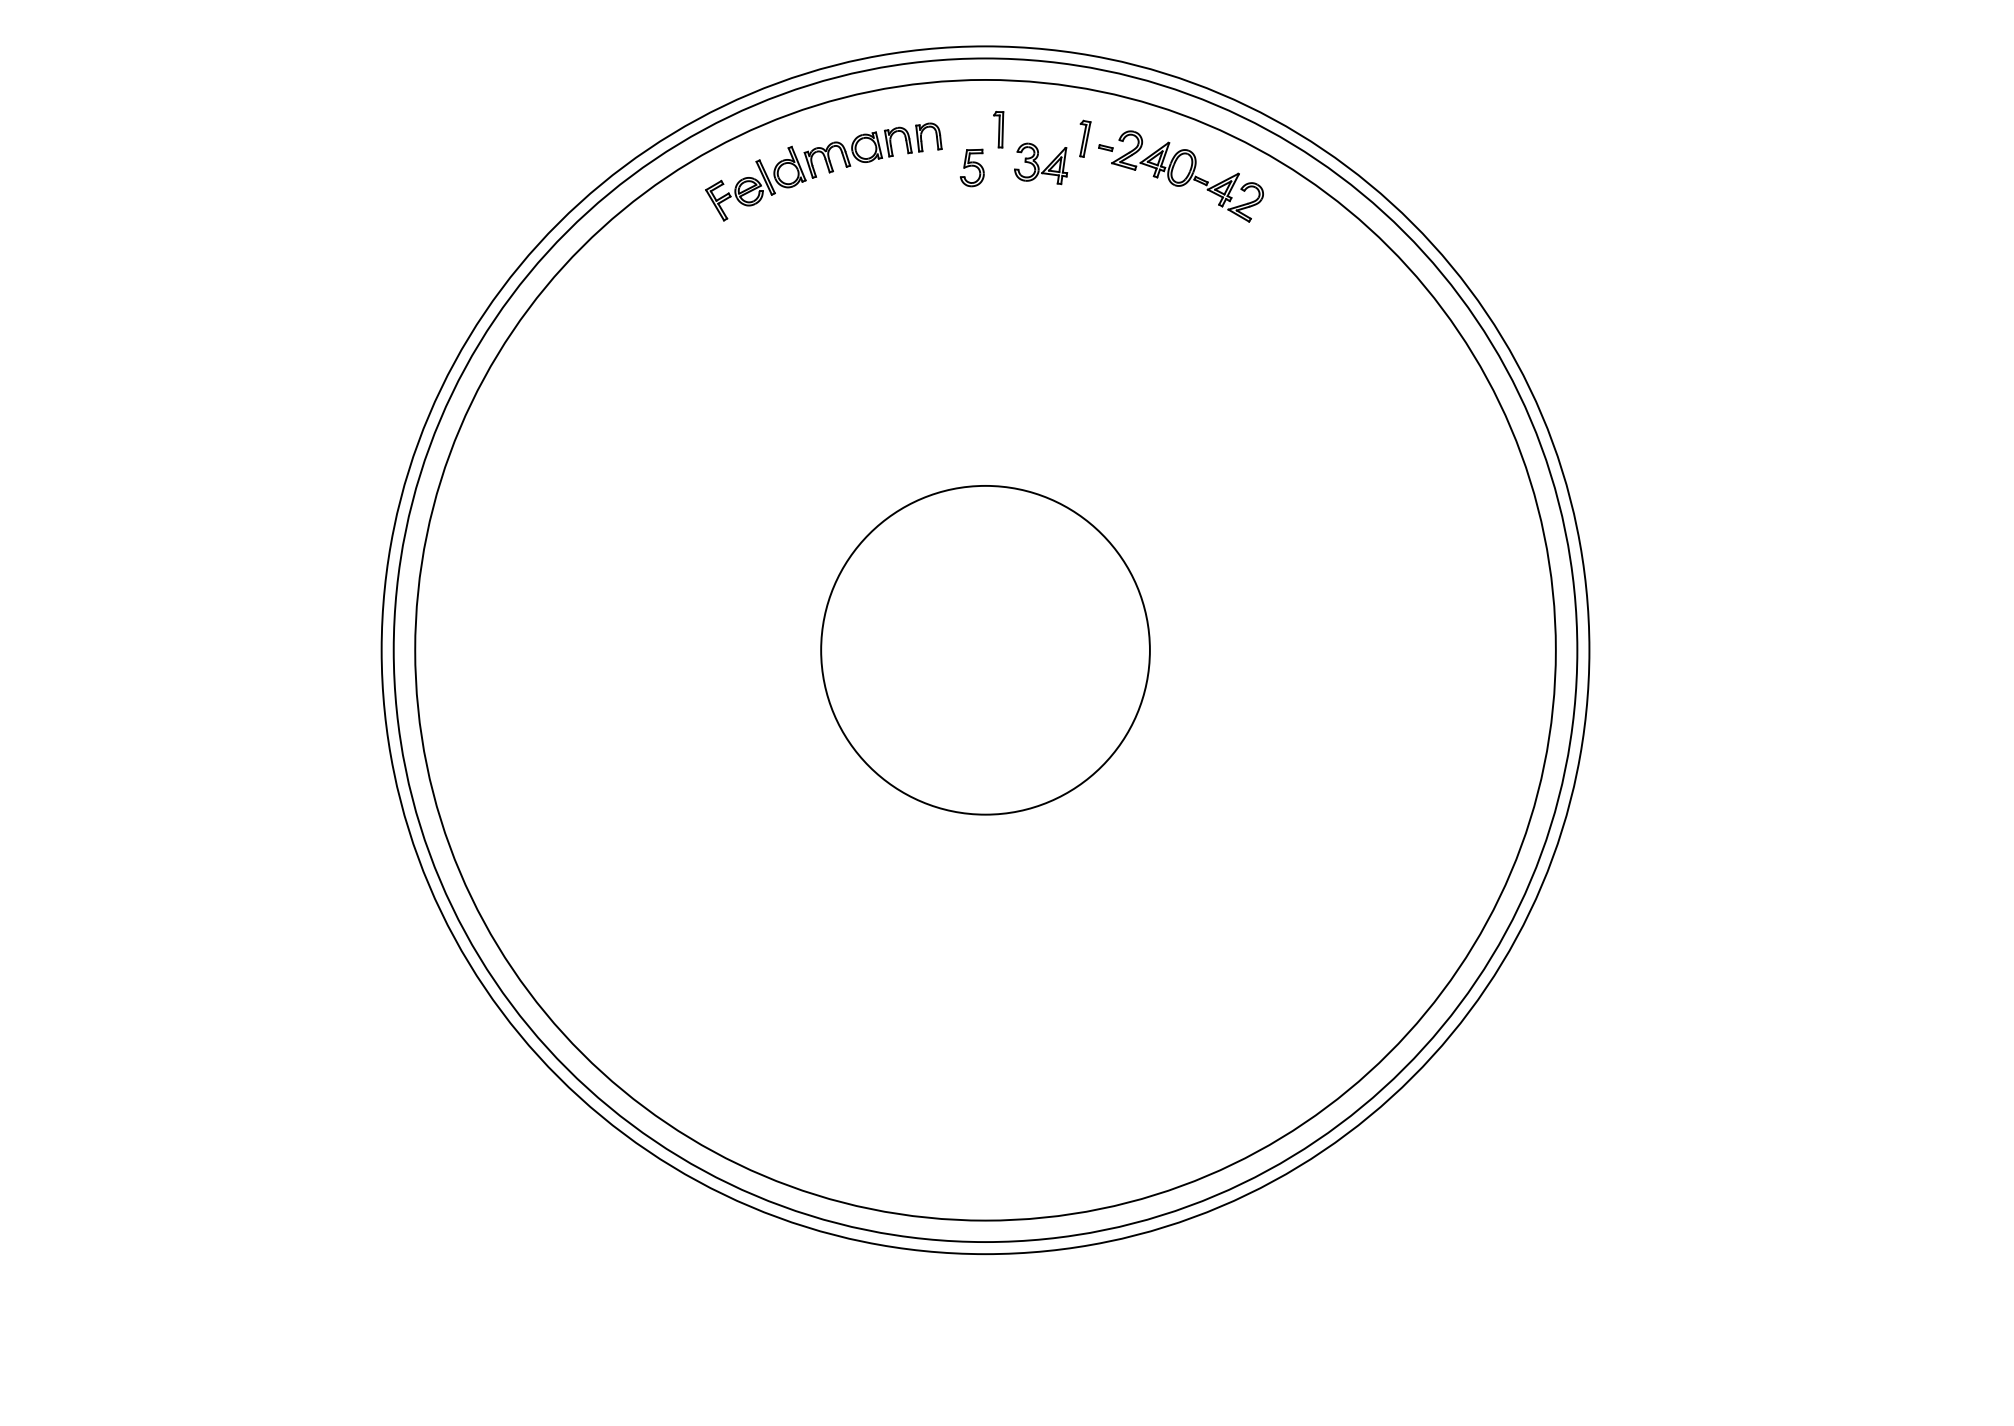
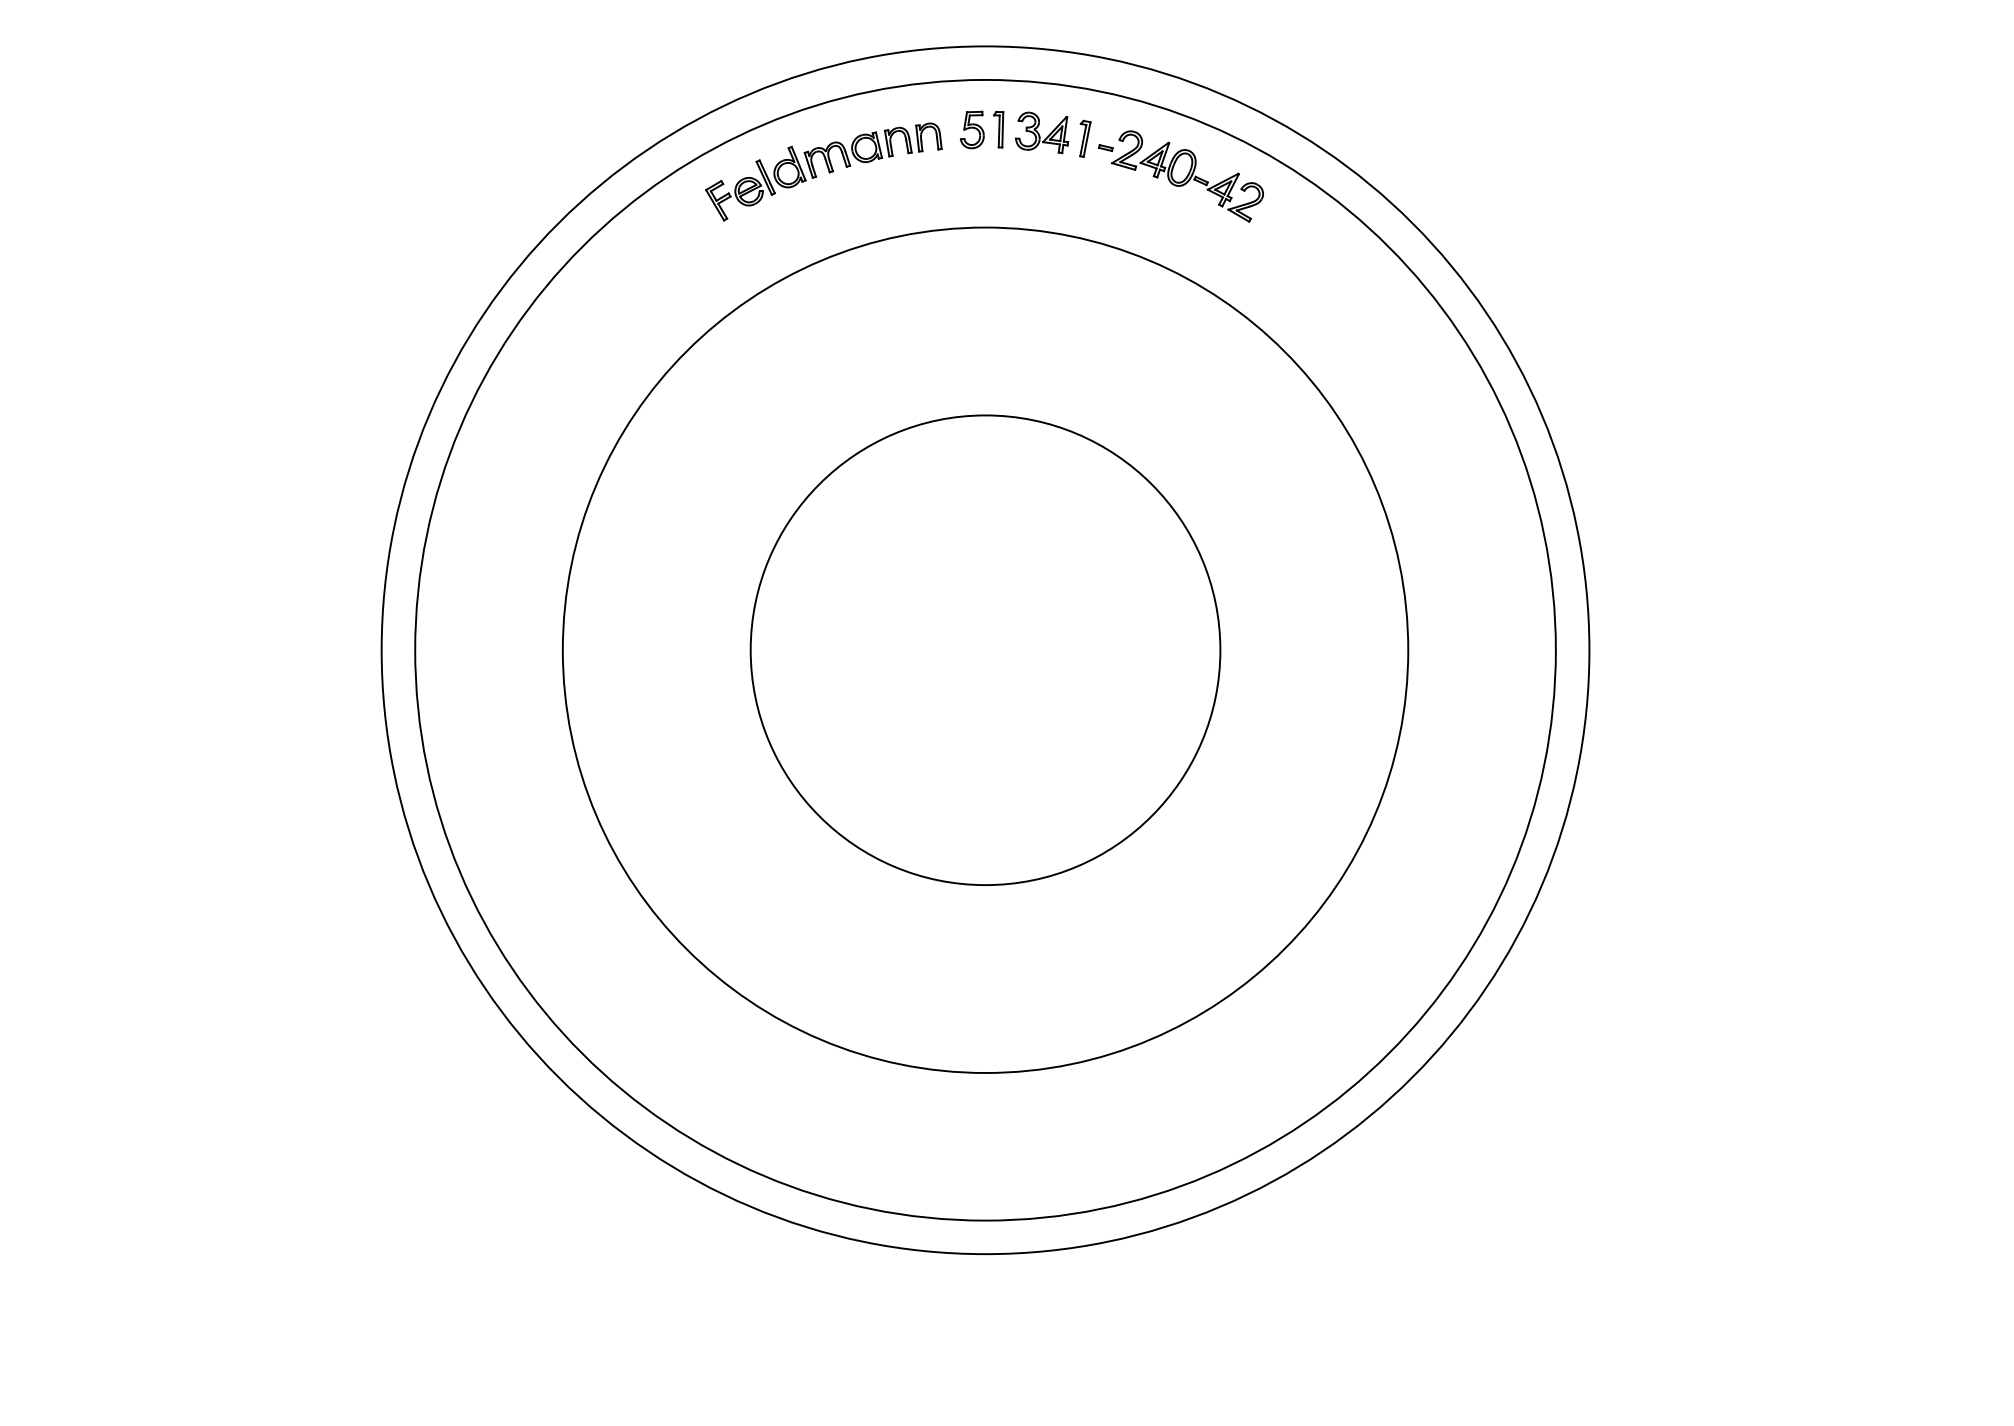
part position: (1041, 163) -> (1042, 132) (1042, 132)
part position: (972, 167) -> (972, 129) (972, 129)
circle diameter: 329 px -> 470 px (985, 650)
circle diameter: 1184 px -> 845 px (985, 649)
